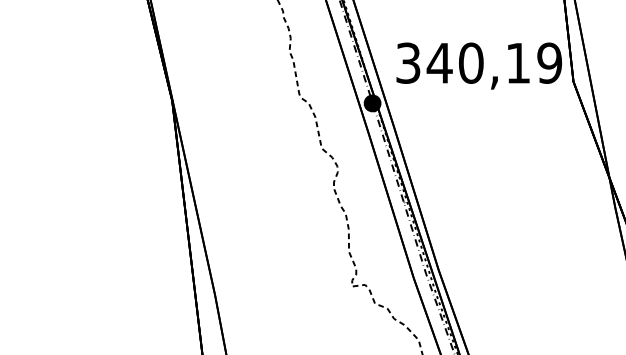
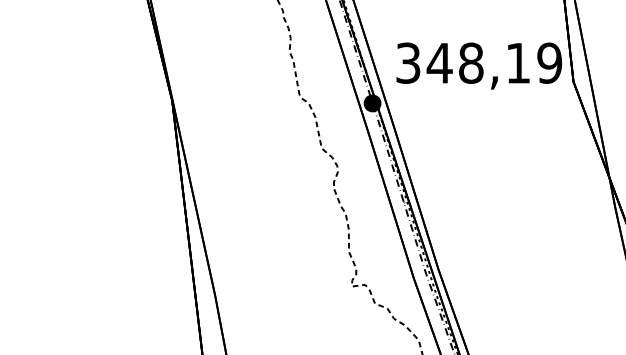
text: 340,19 -> 348,19 (471, 62)
